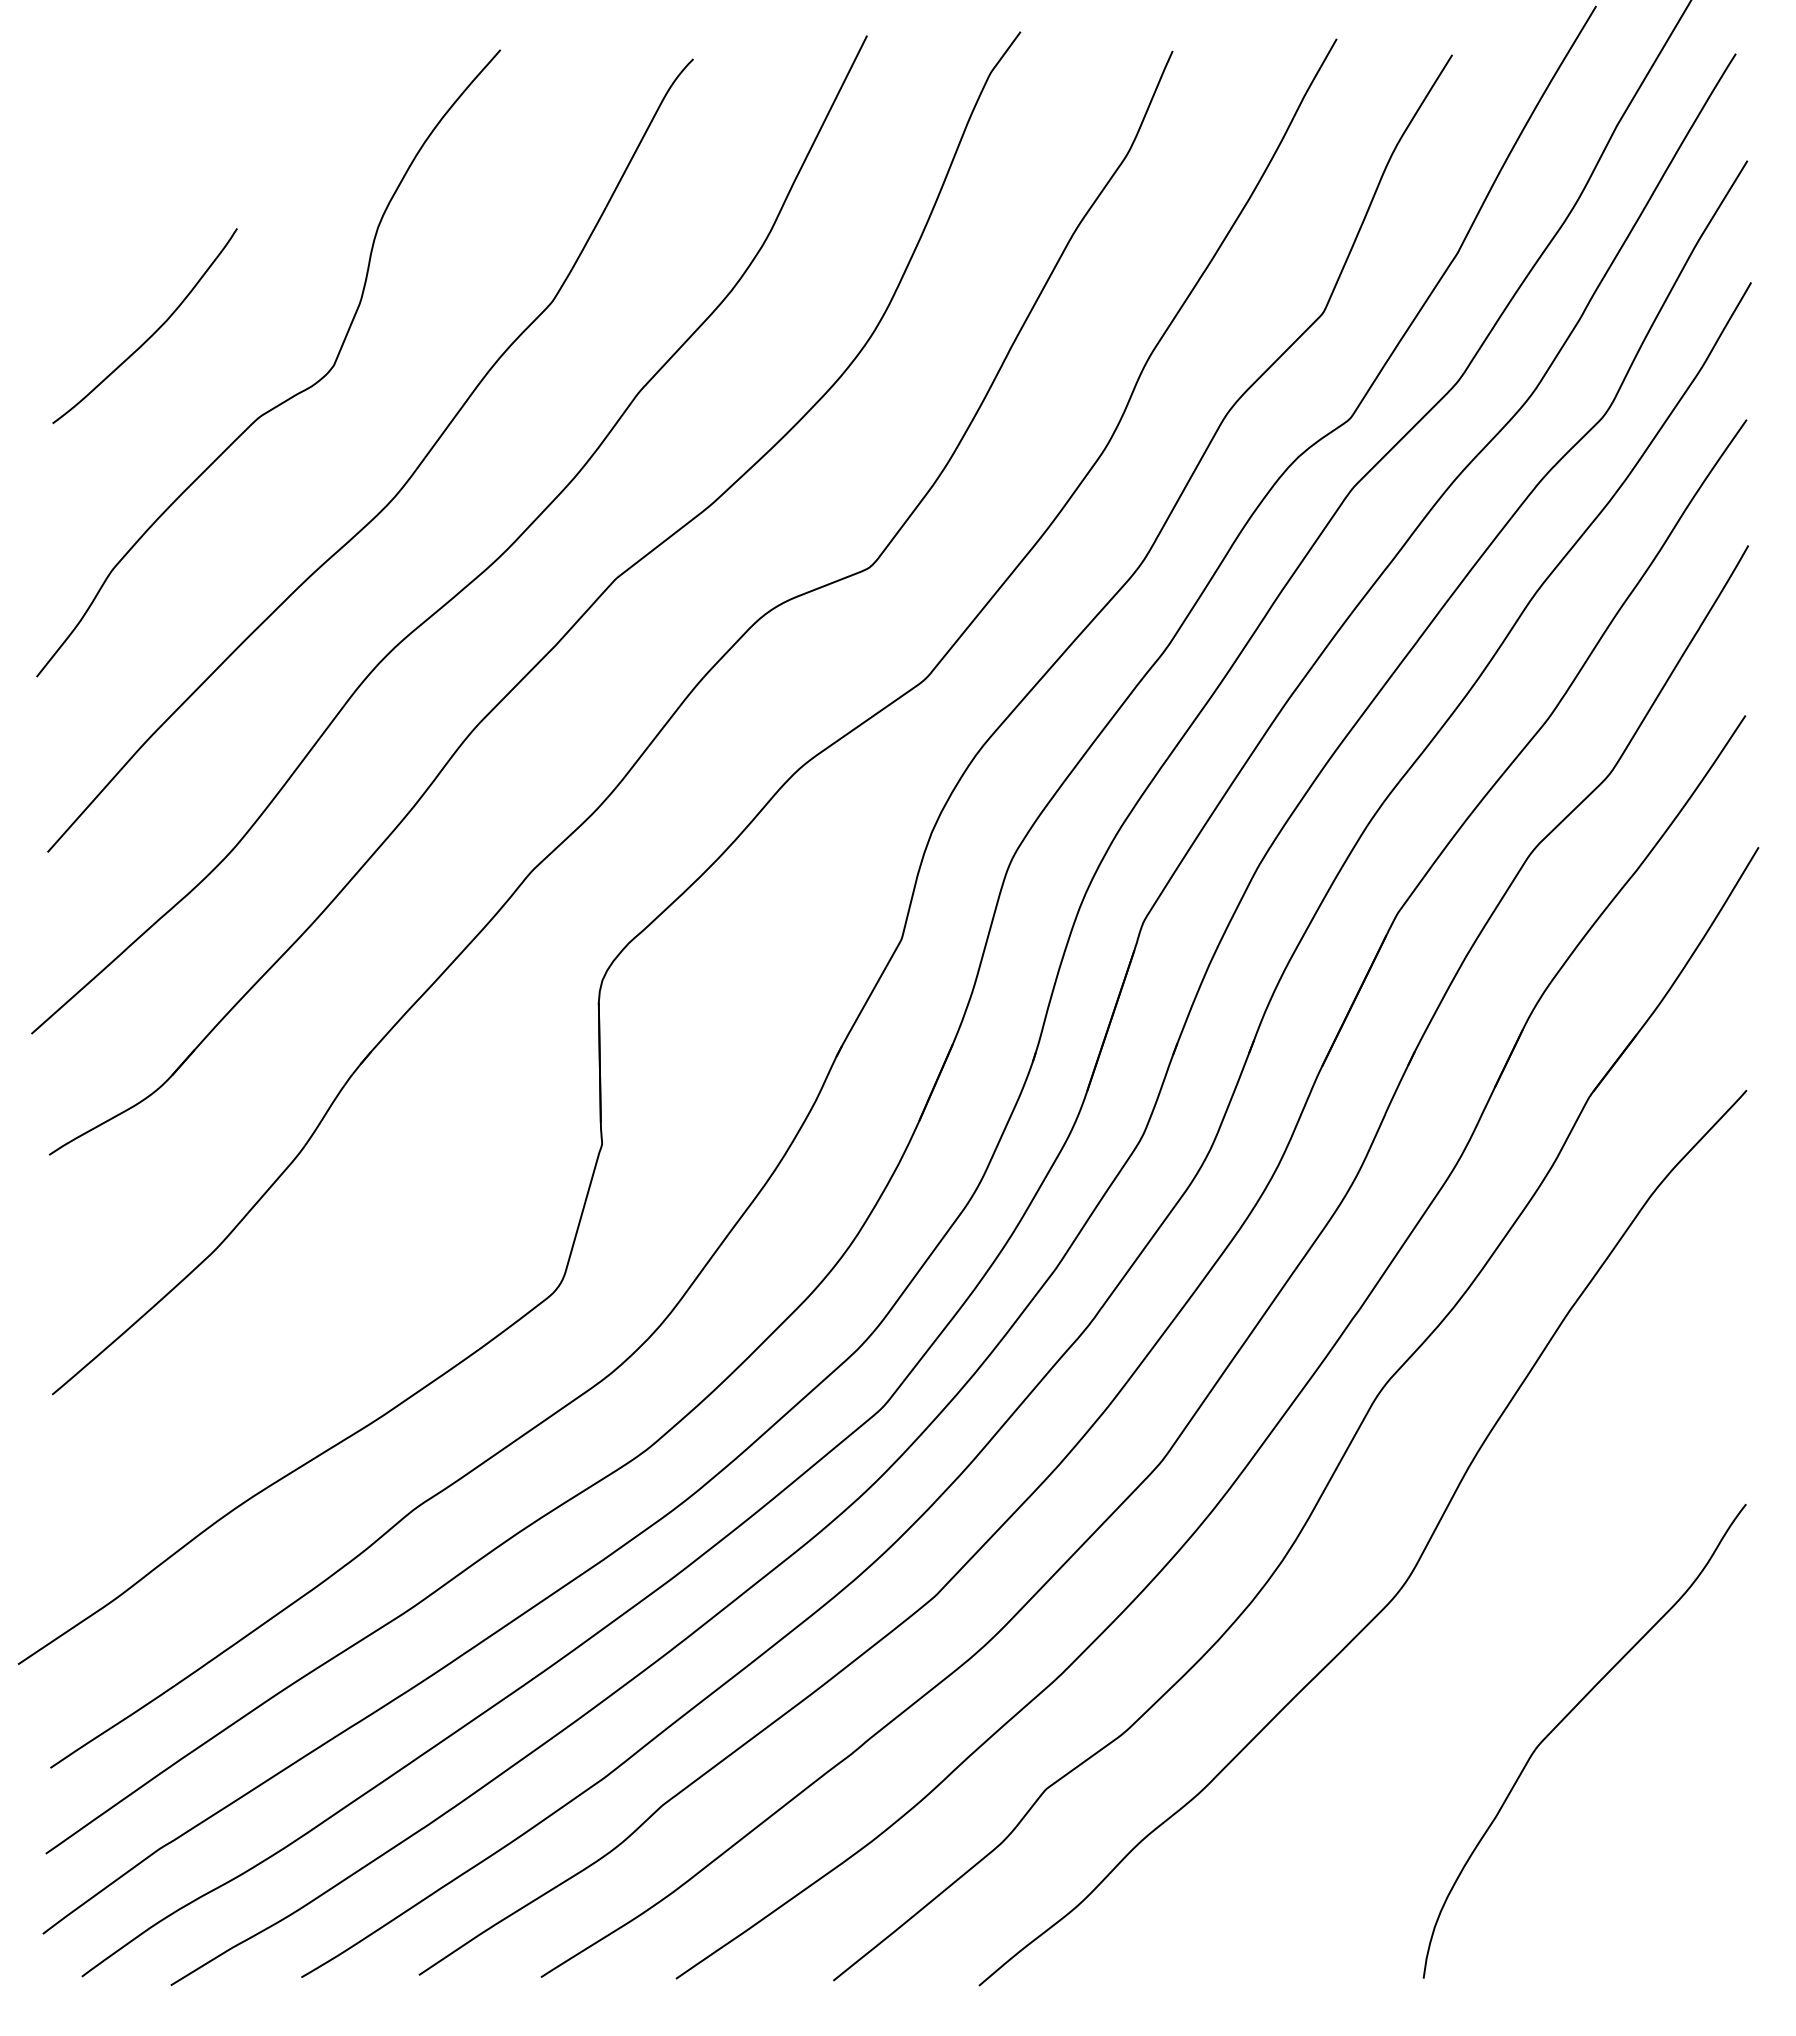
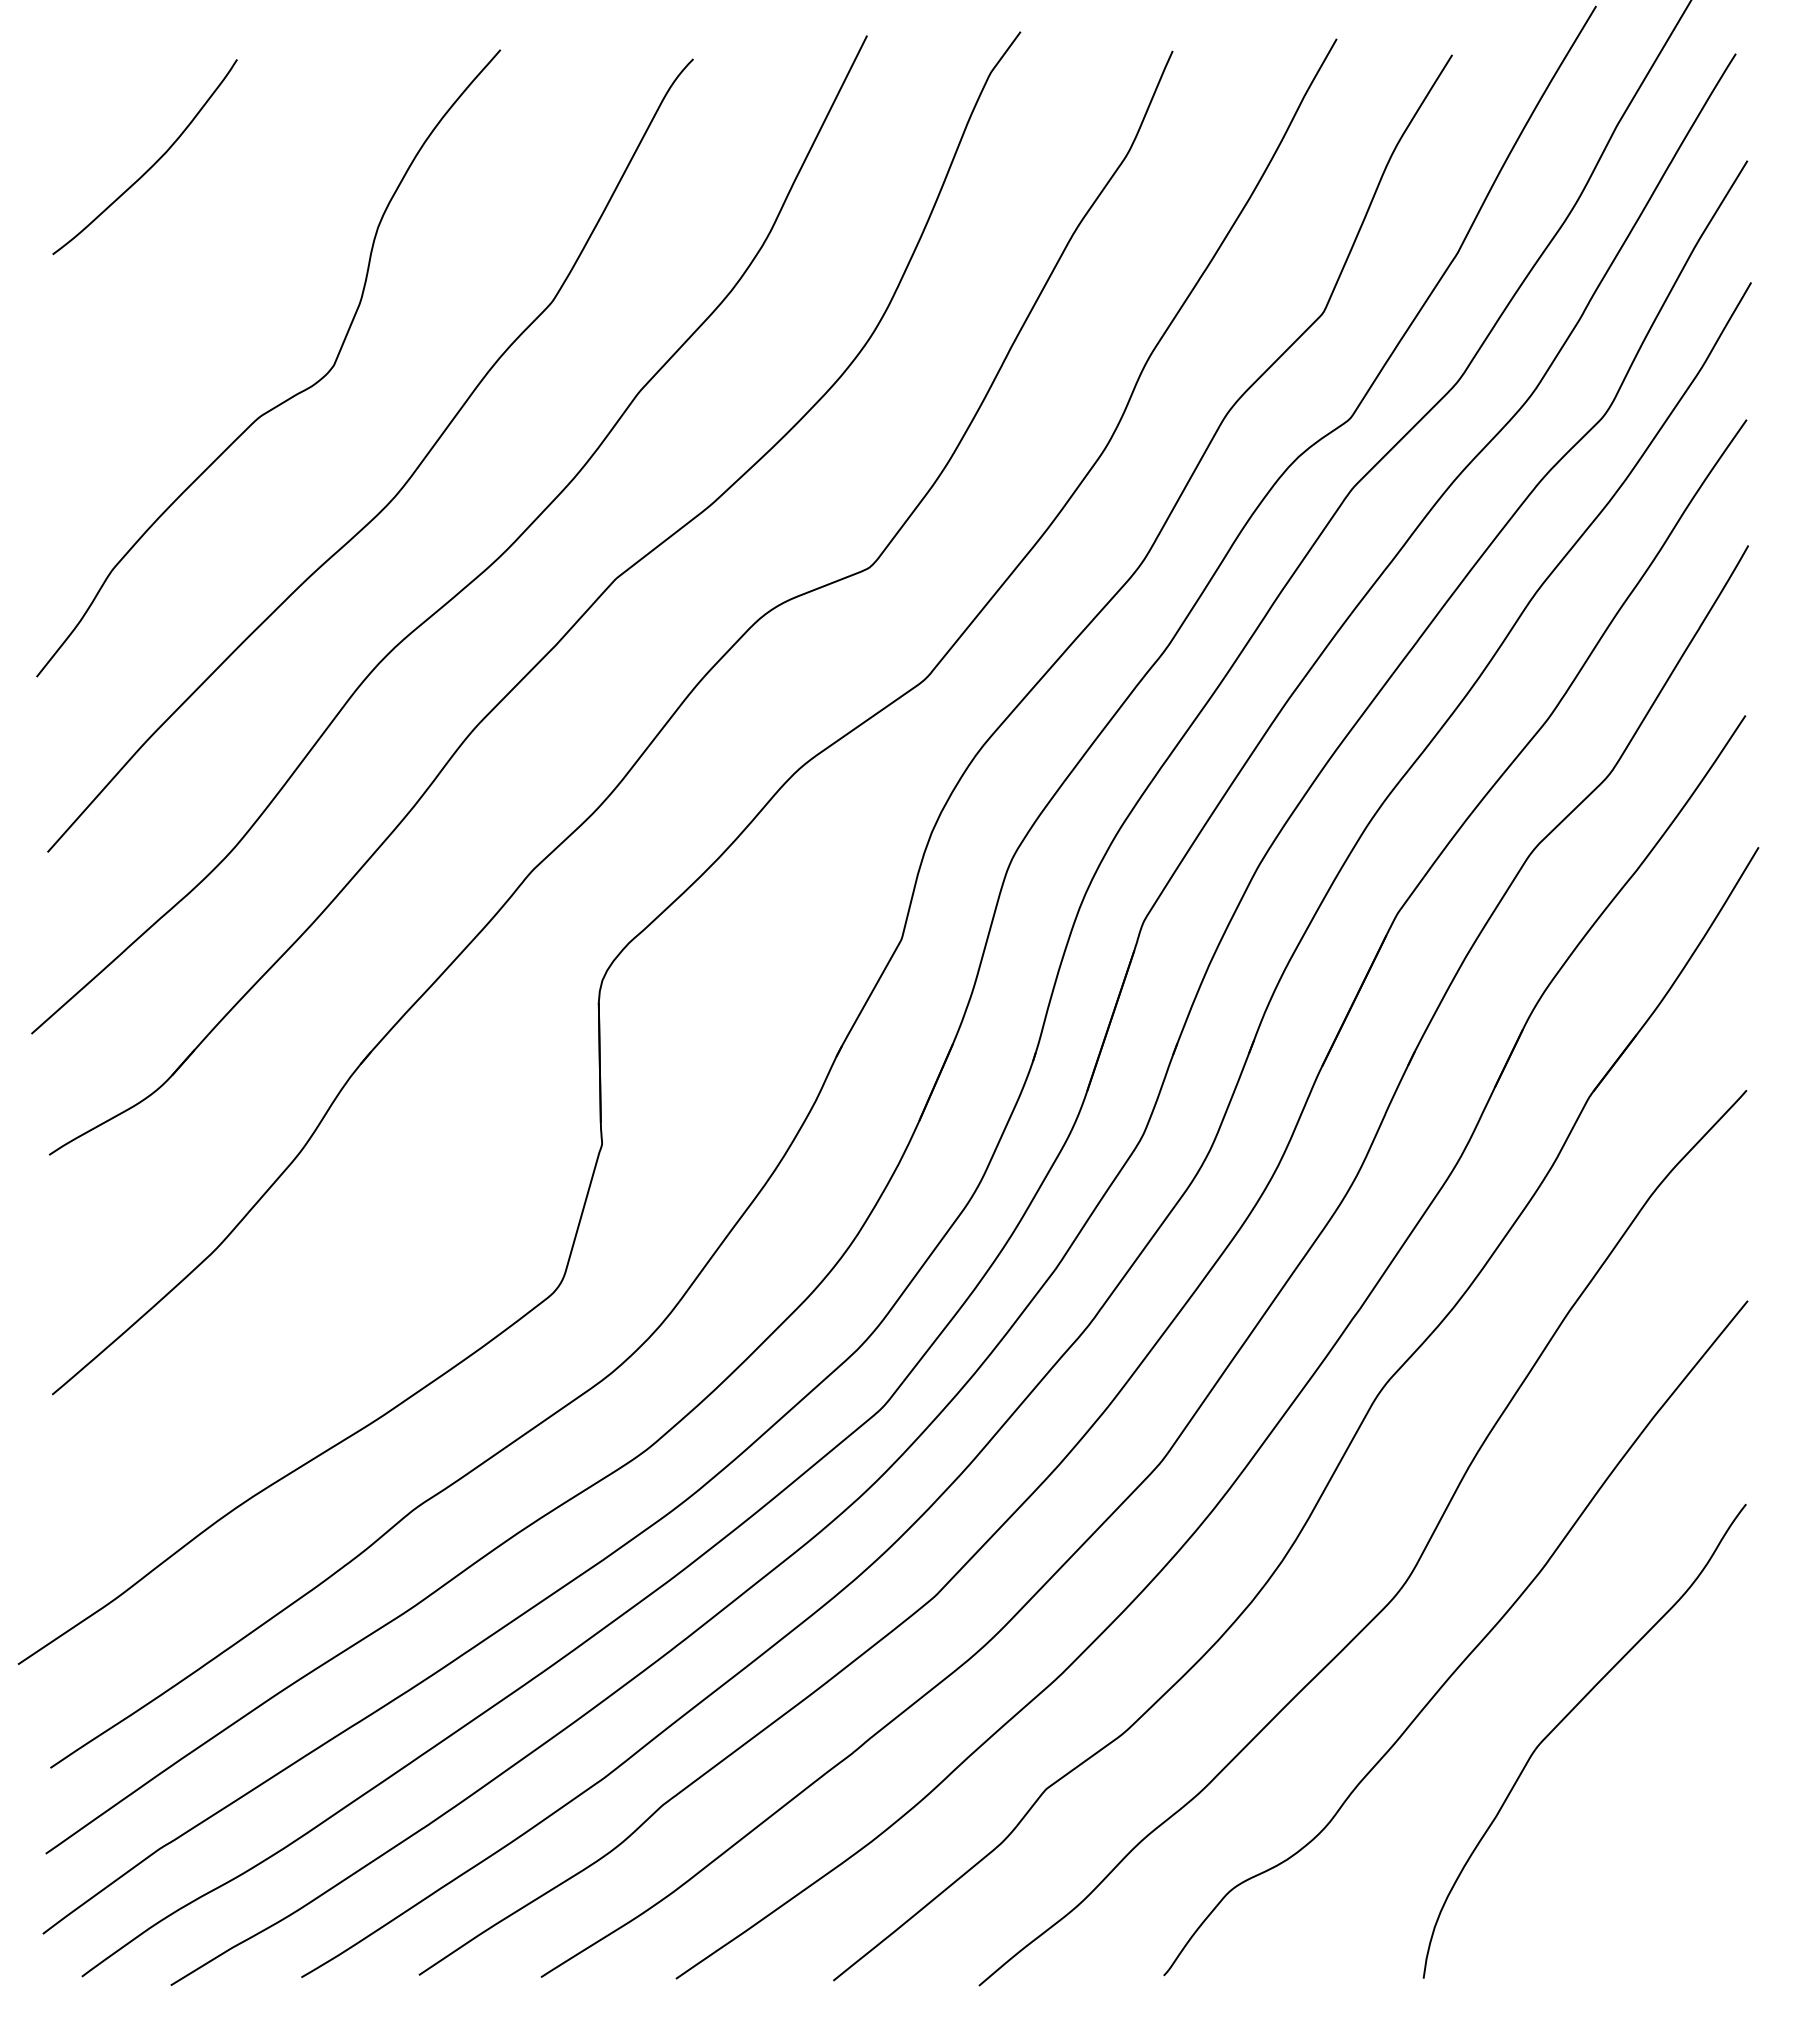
curve position: (152, 333) -> (152, 164) (152, 164)
curve: none -> present (1472, 1649)
